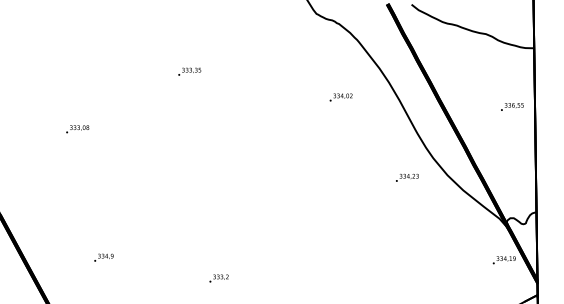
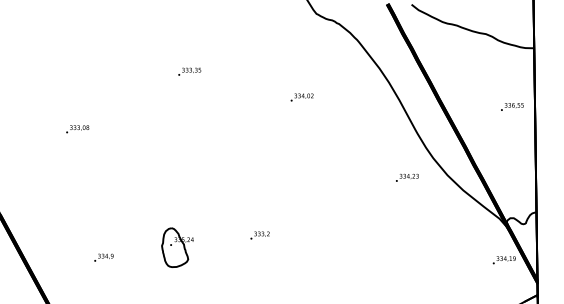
text position: (340, 97) -> (301, 97) (301, 97)
part: none -> present (177, 247)
text position: (218, 278) -> (259, 235) (259, 235)
